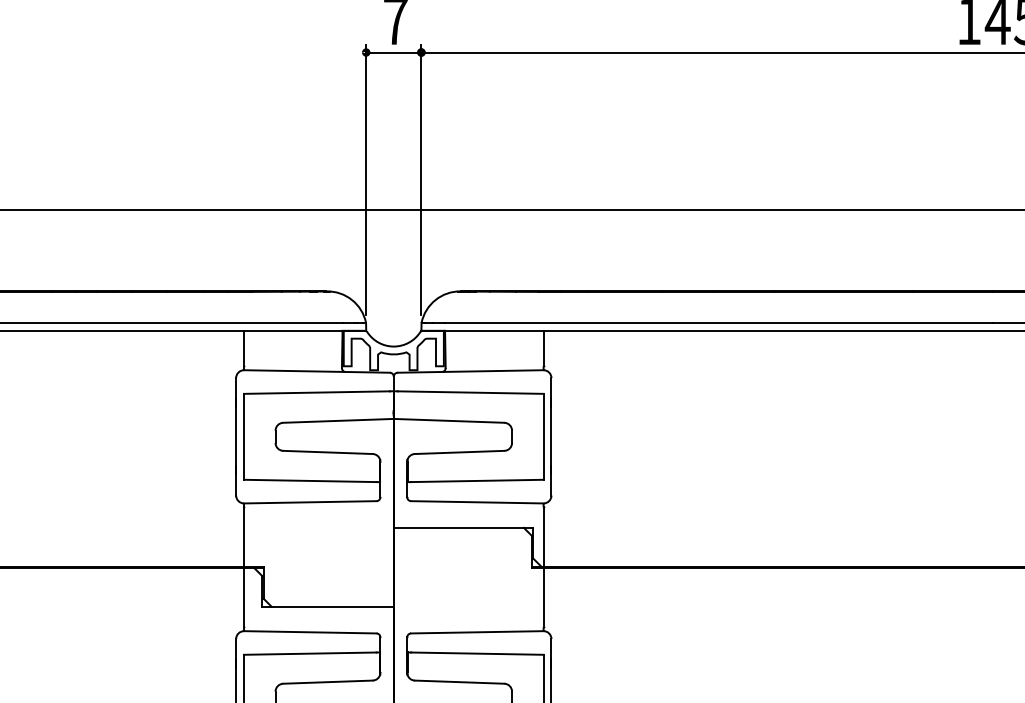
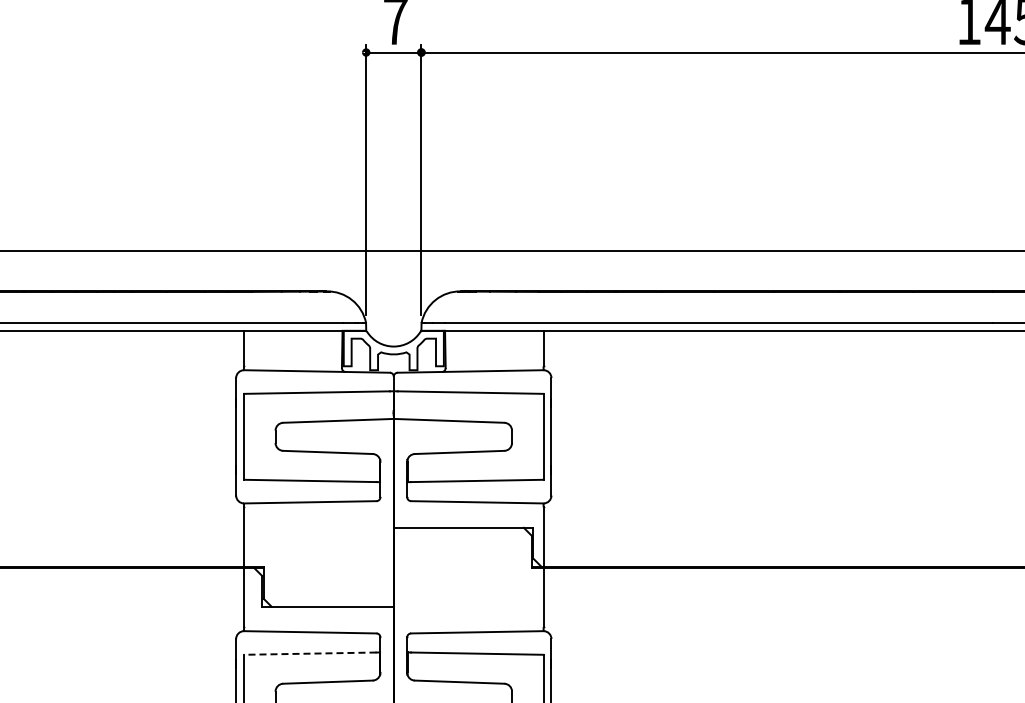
line position: (511, 210) -> (511, 251) (511, 251)
line: solid -> dashed (309, 653)
